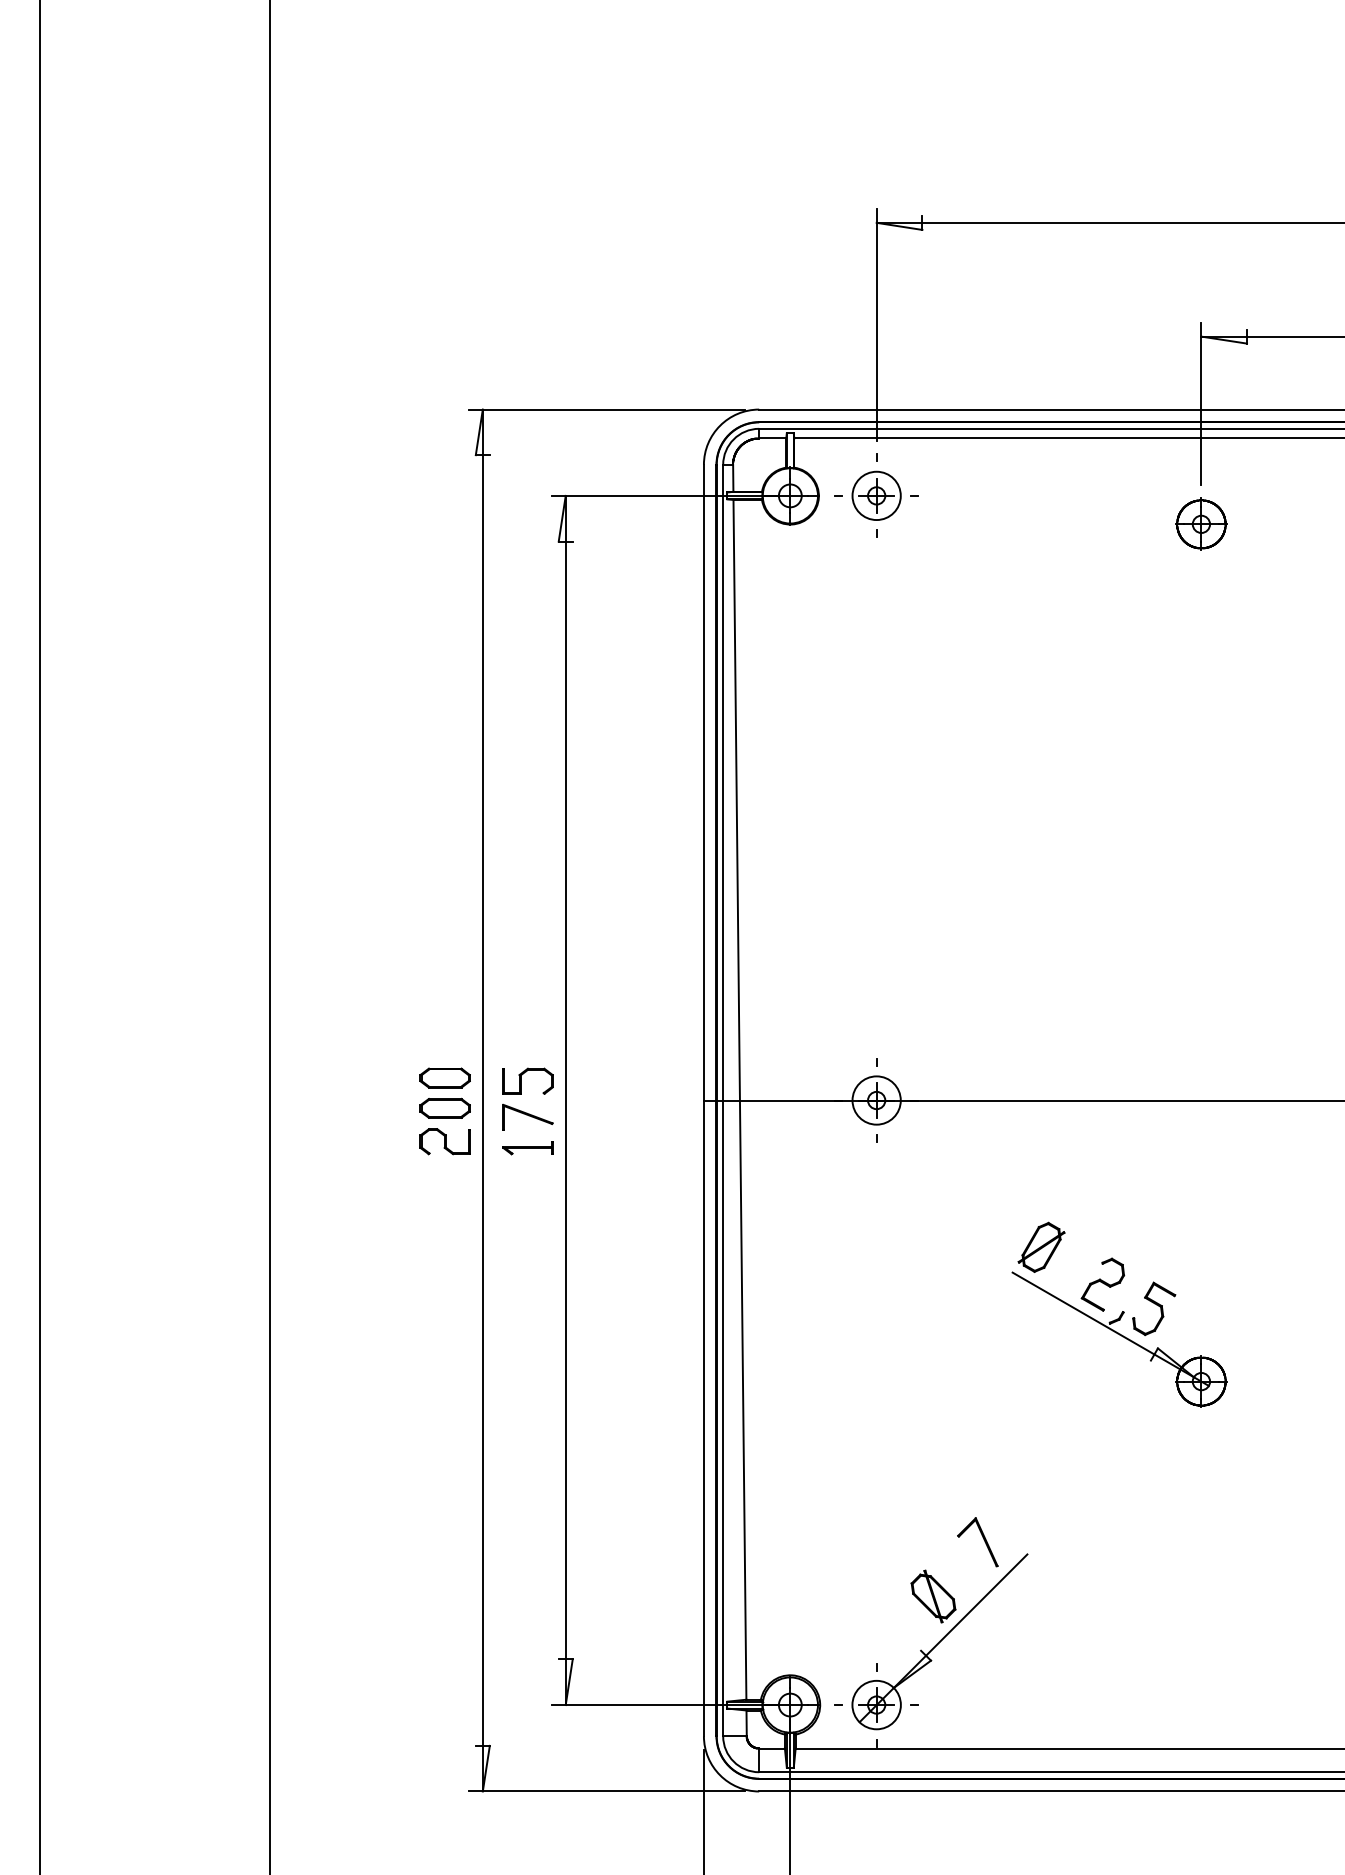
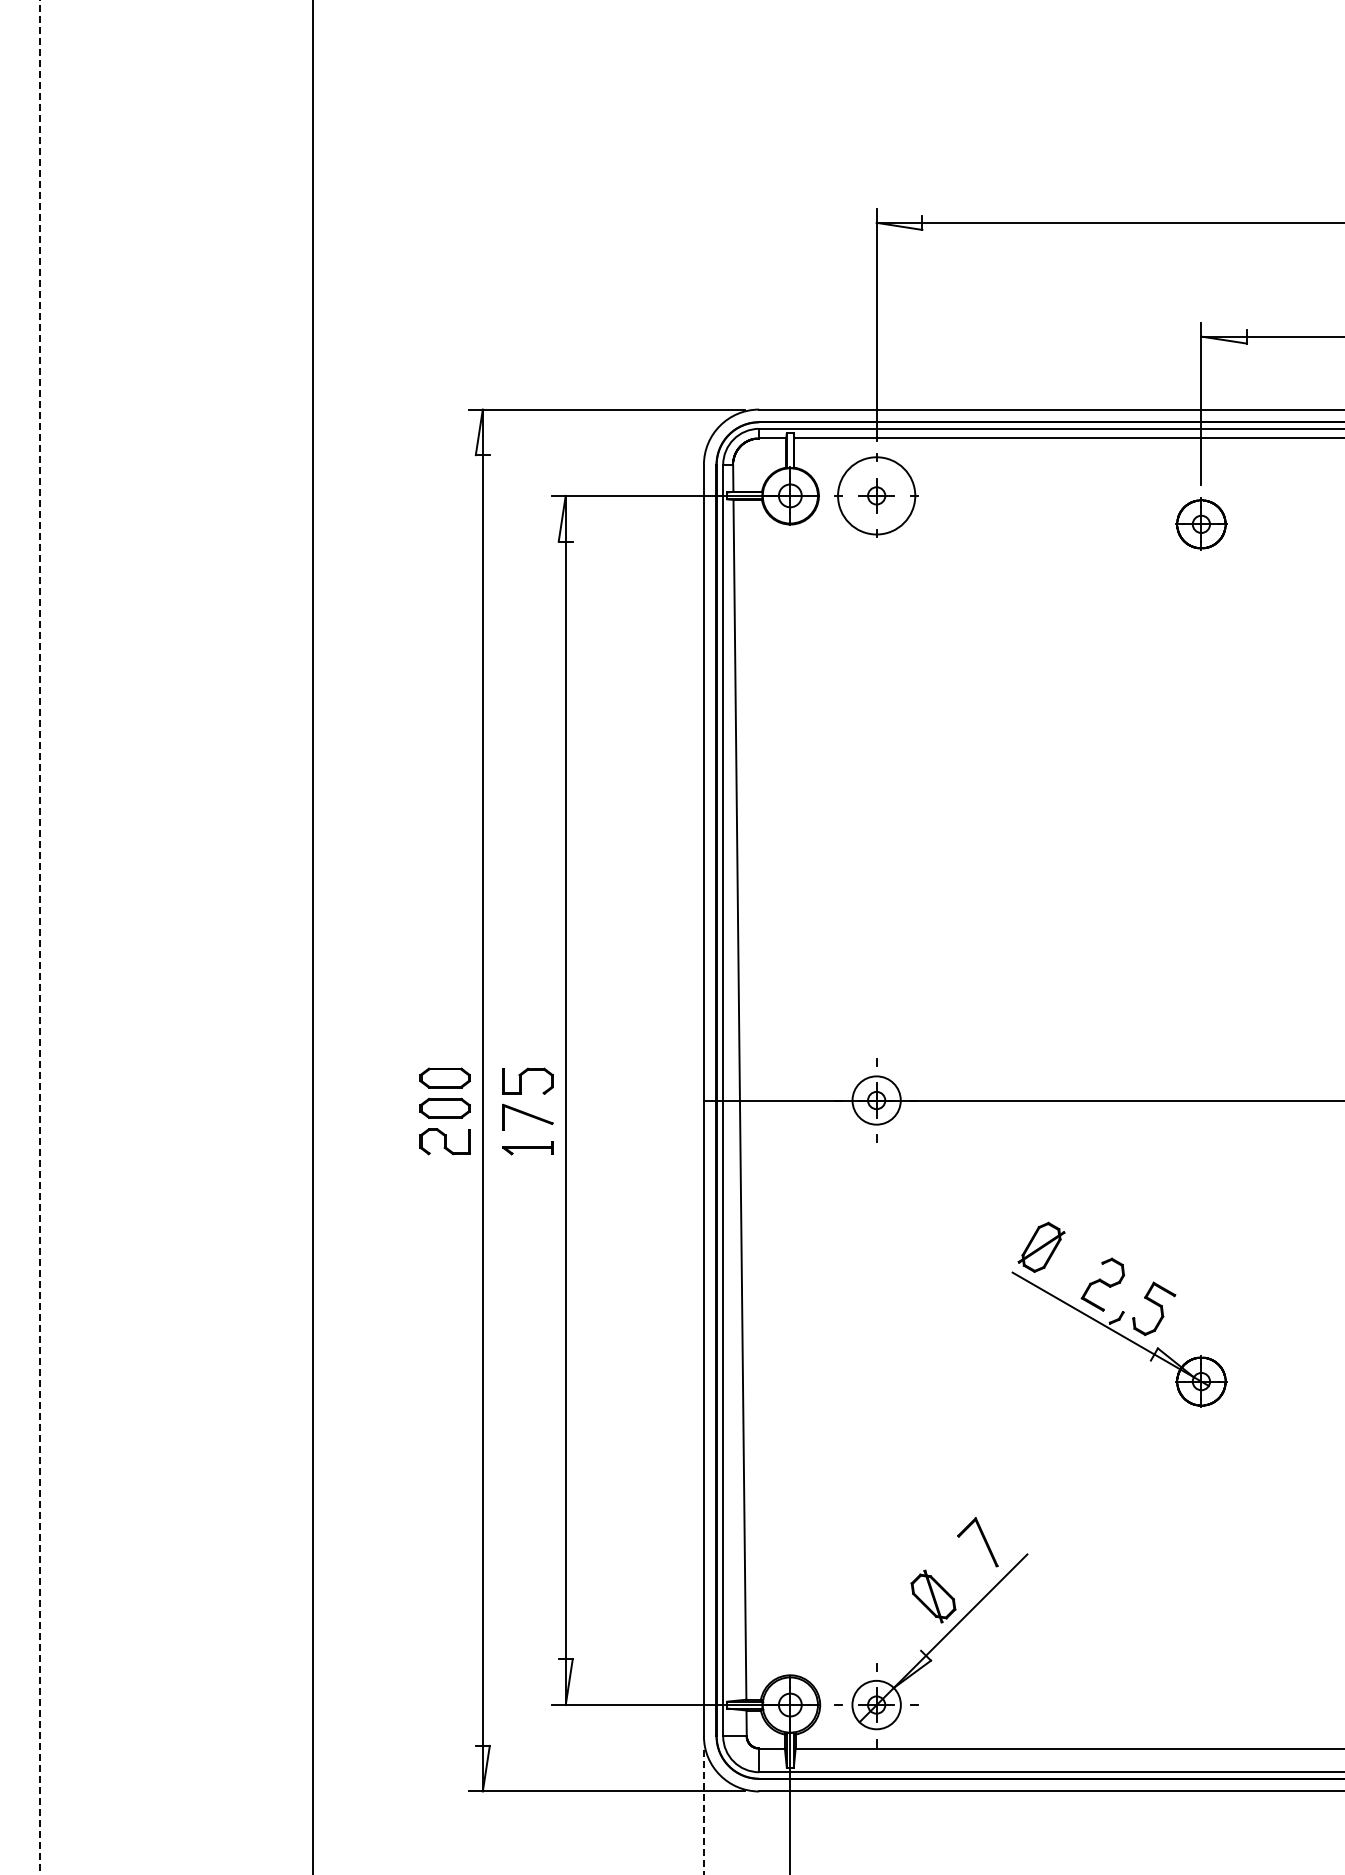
circle diameter: 48 px -> 77 px (876, 495)
line: solid -> dashed (40, 936)
line position: (270, 936) -> (313, 936) (313, 936)
line: solid -> dashed (703, 1812)
